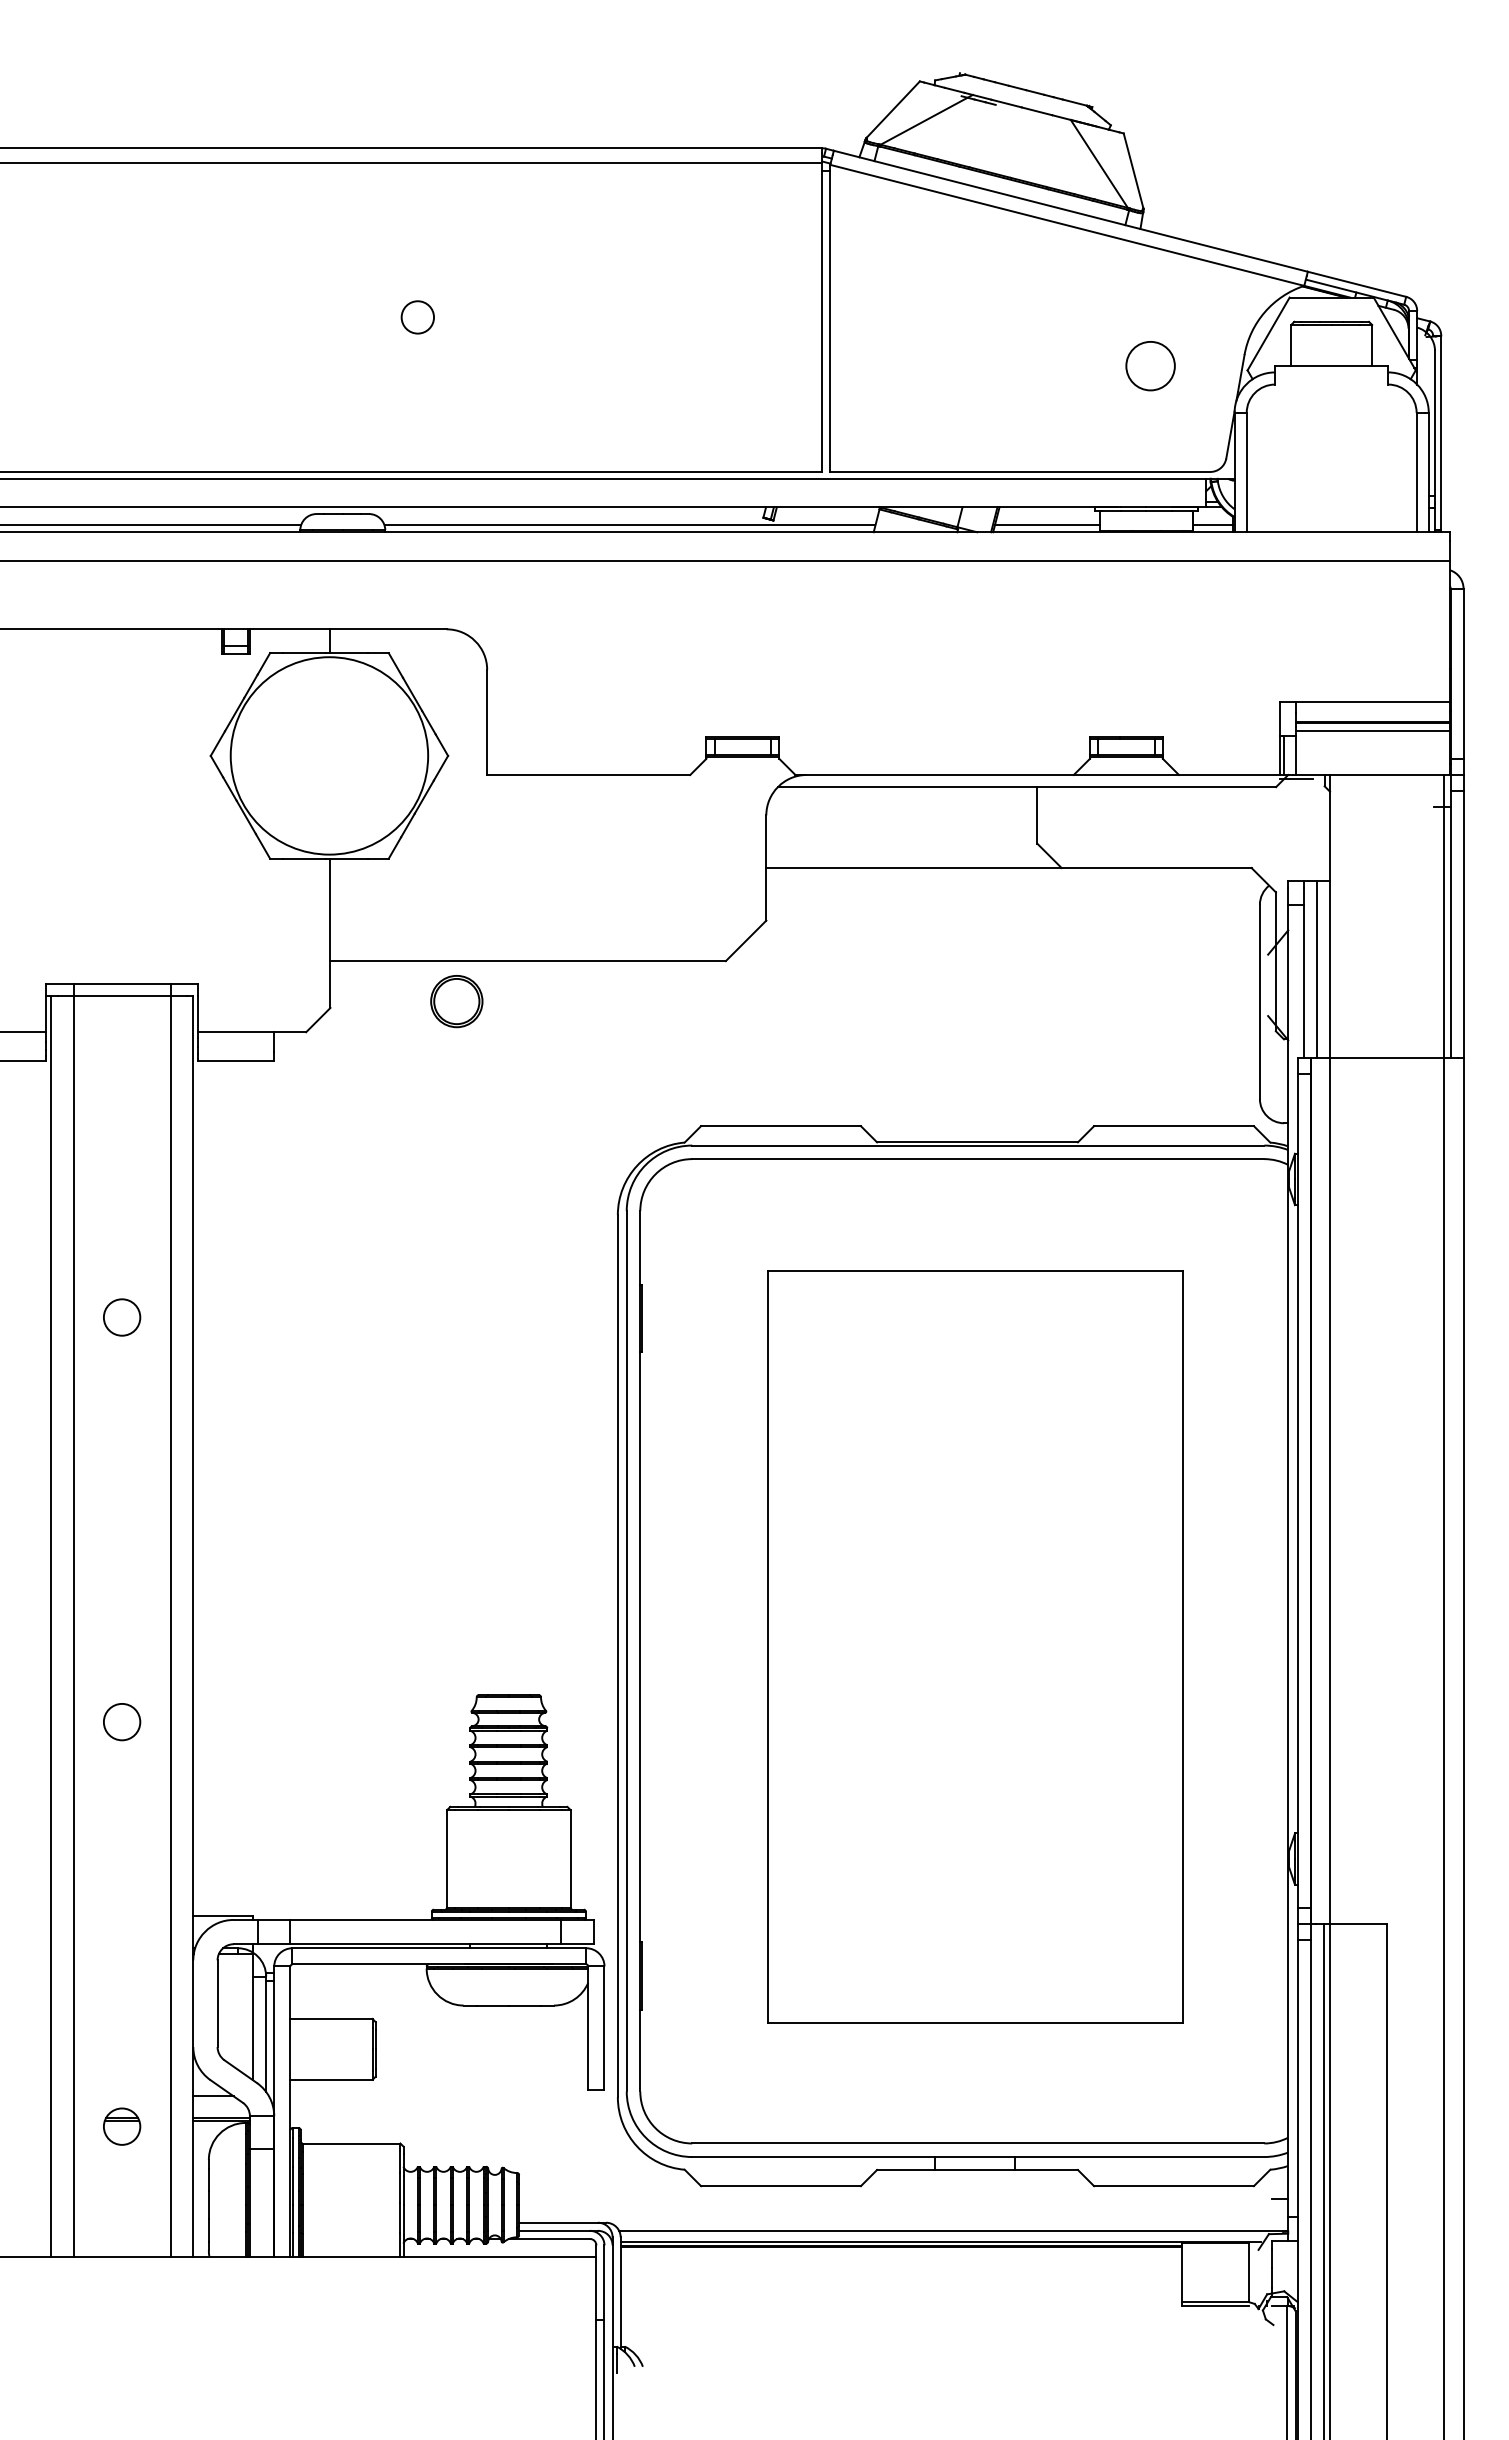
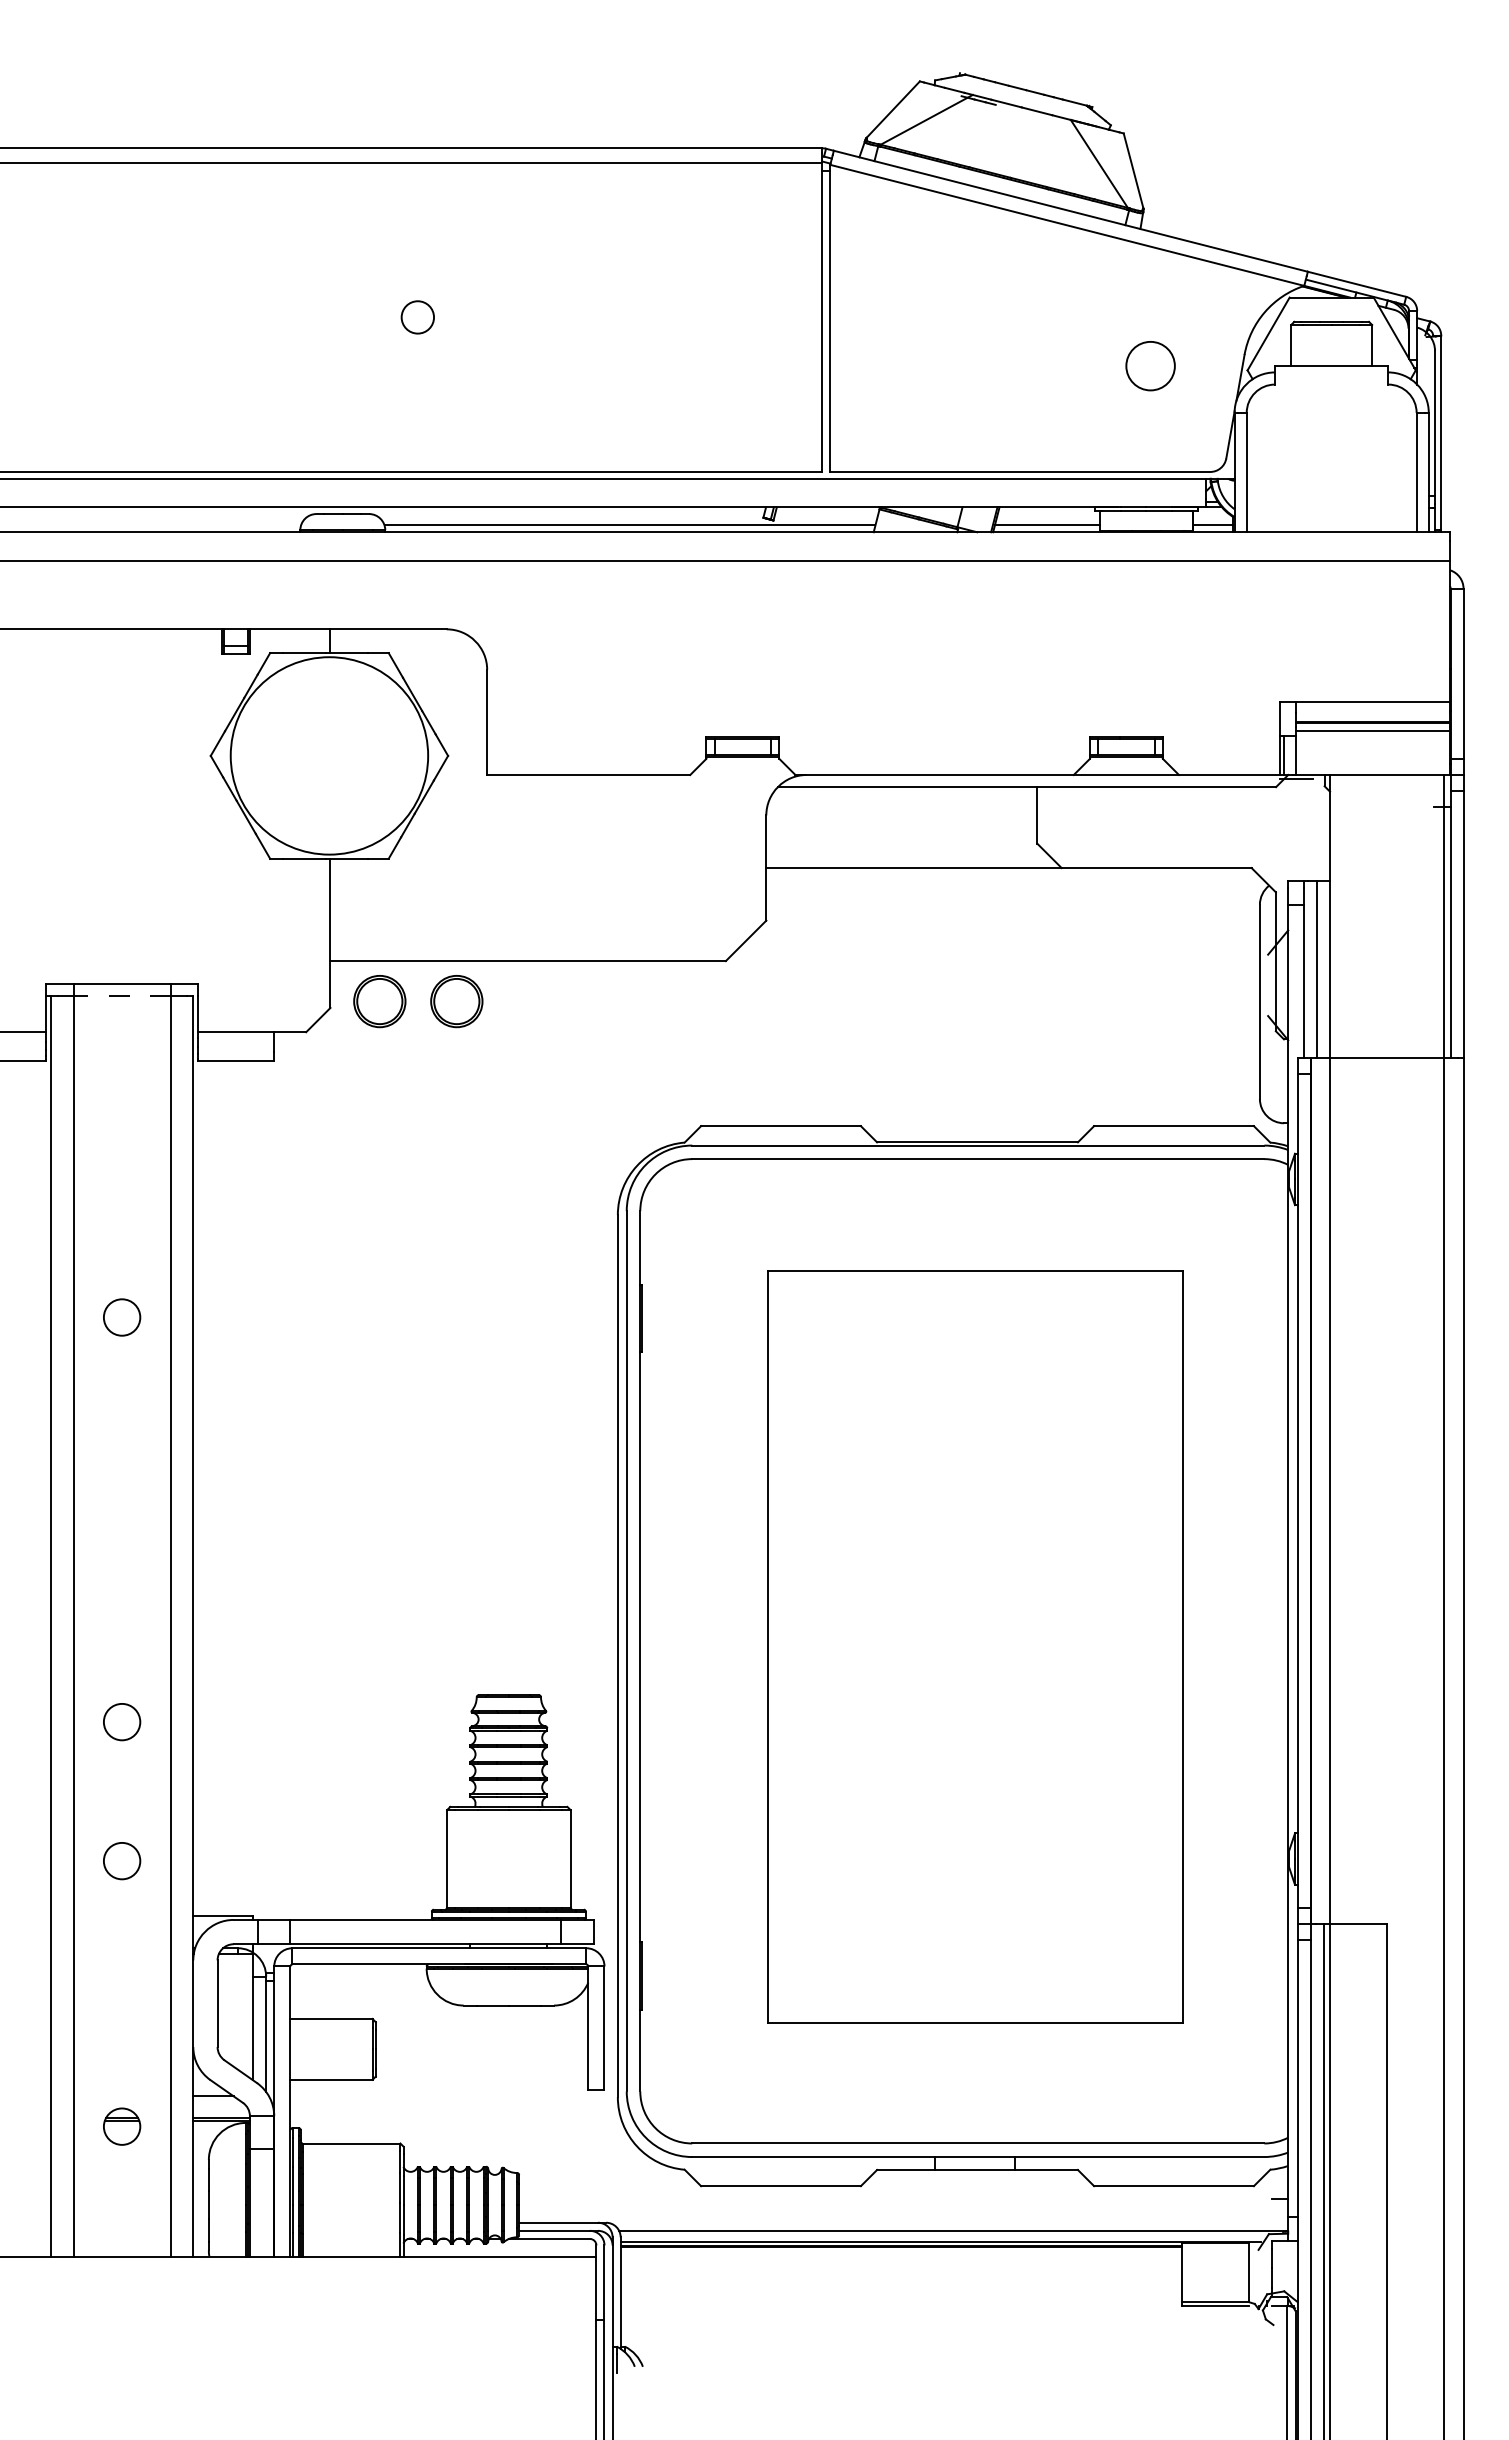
line: present -> none (151, 525)
line: solid -> dashed (122, 995)
part: none -> present (379, 1001)
circle: none -> present (122, 1861)
